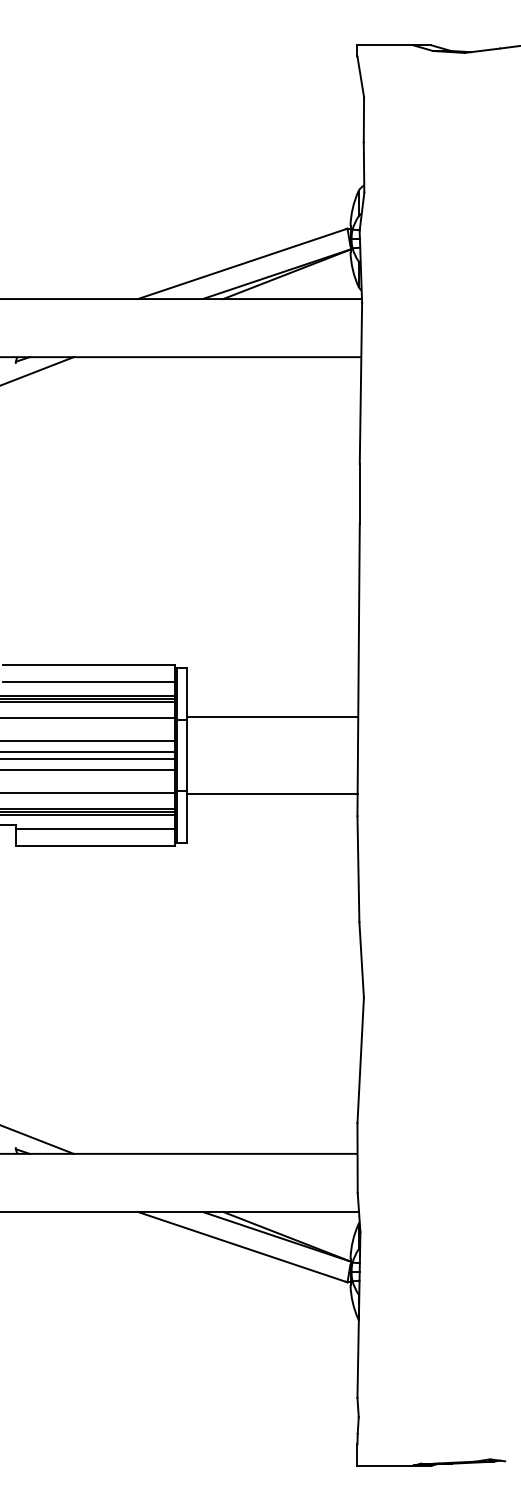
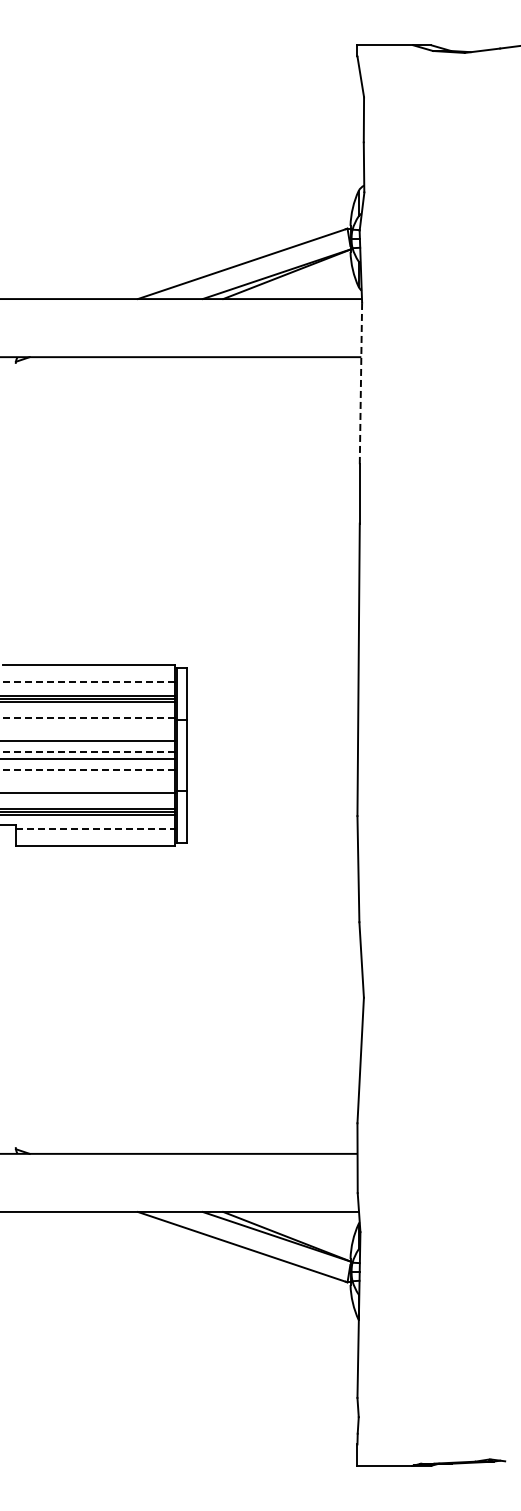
line: present -> none (37, 370)
line: solid -> dashed (360, 383)
line: solid -> dashed (89, 681)
line: present -> none (272, 716)
line: solid -> dashed (87, 718)
line: solid -> dashed (87, 751)
line: solid -> dashed (87, 769)
line: present -> none (272, 794)
line: solid -> dashed (95, 829)
line: present -> none (37, 1139)
